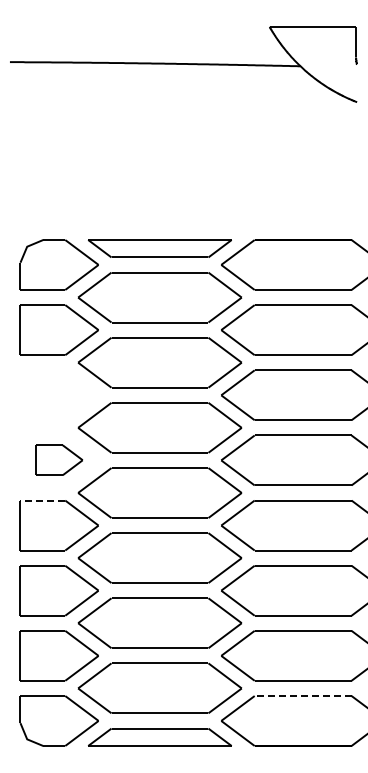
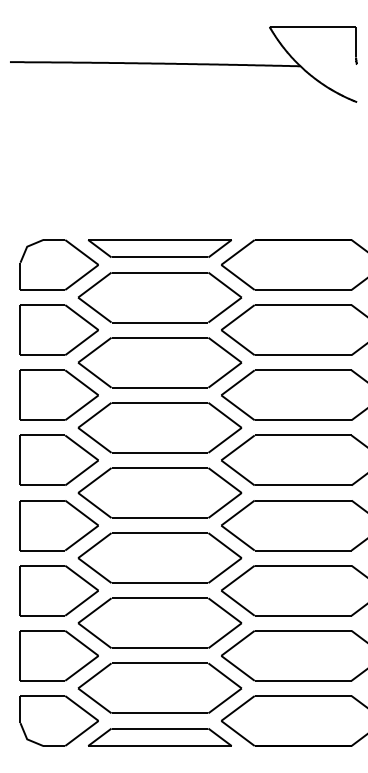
part: none -> present (58, 394)
part size: 49x32 px -> 80x52 px (58, 459)
line: dashed -> solid (42, 500)
line: dashed -> solid (302, 696)
